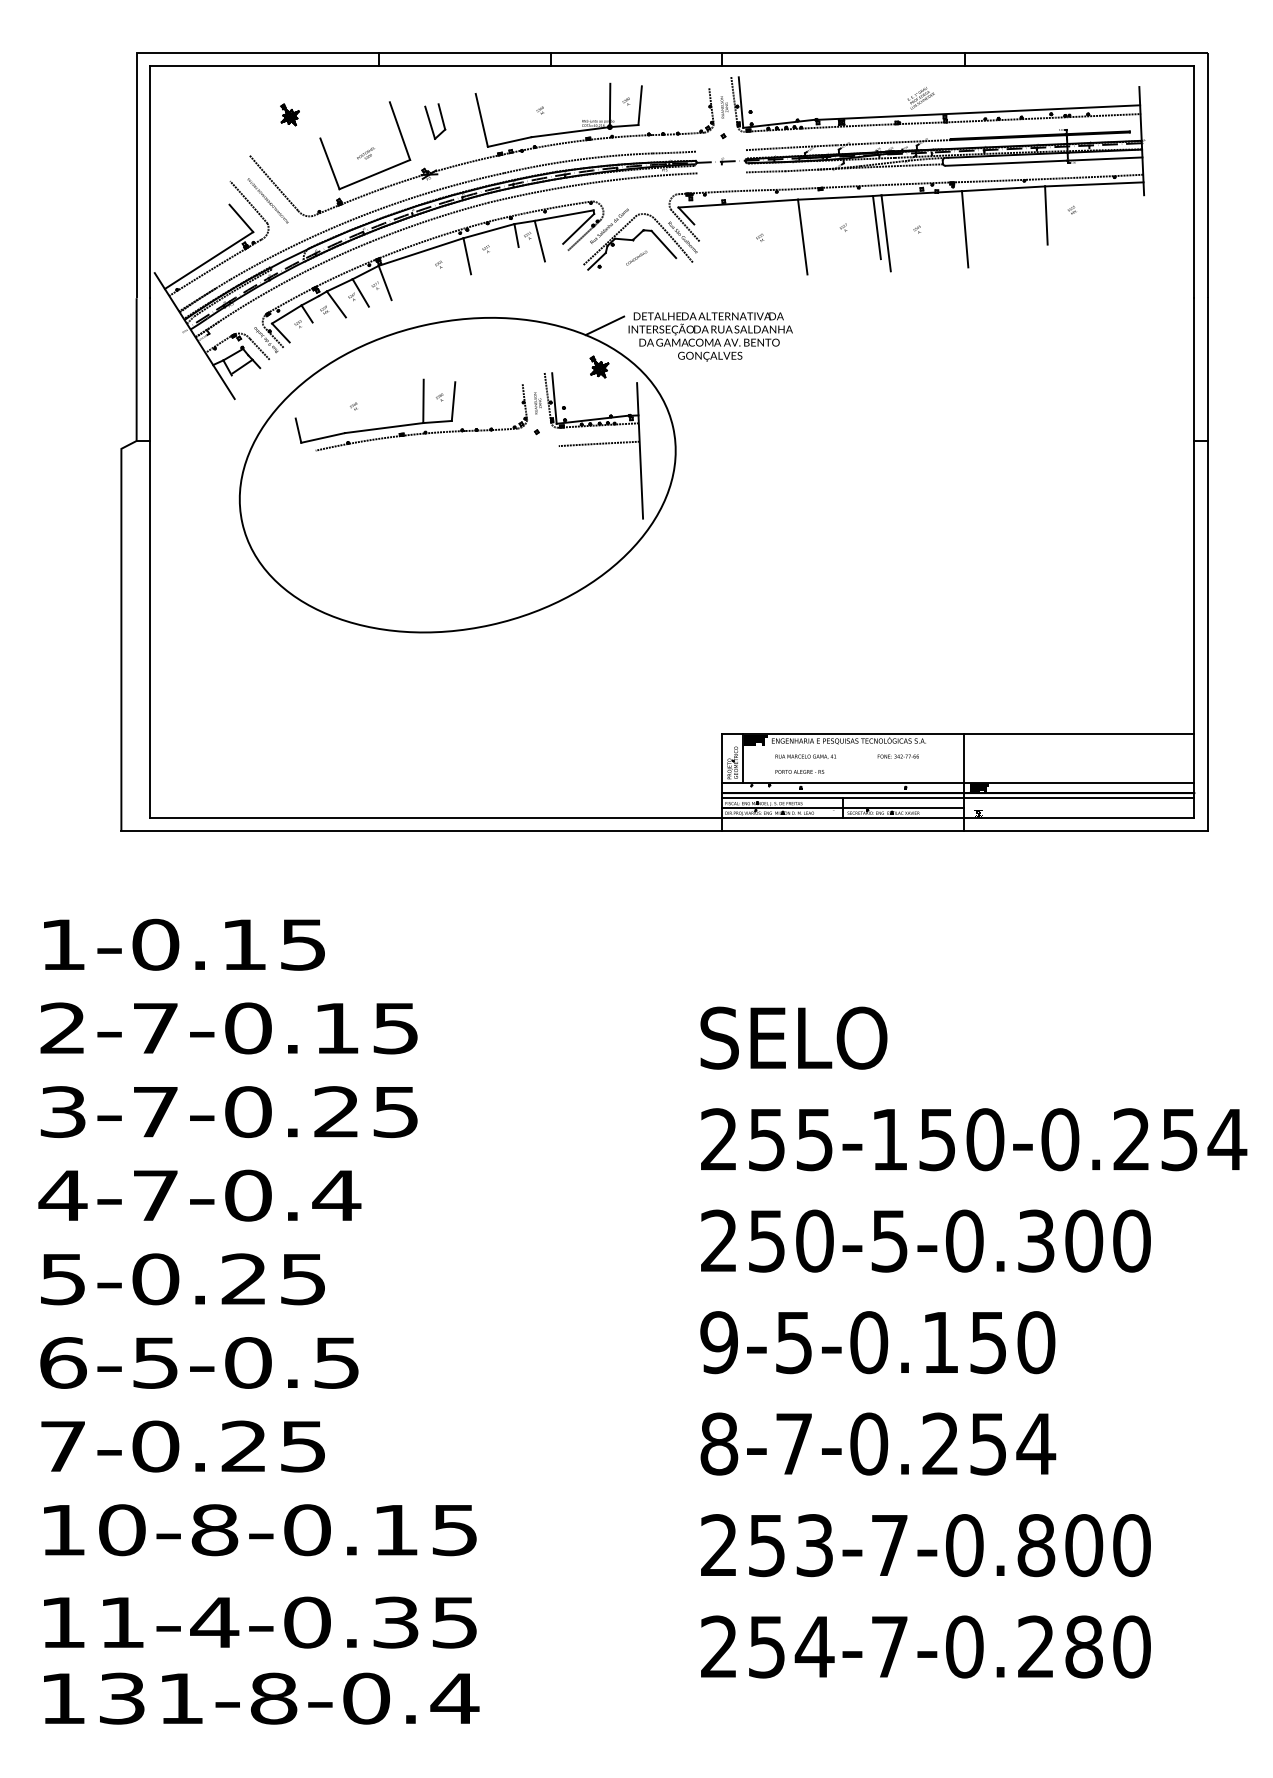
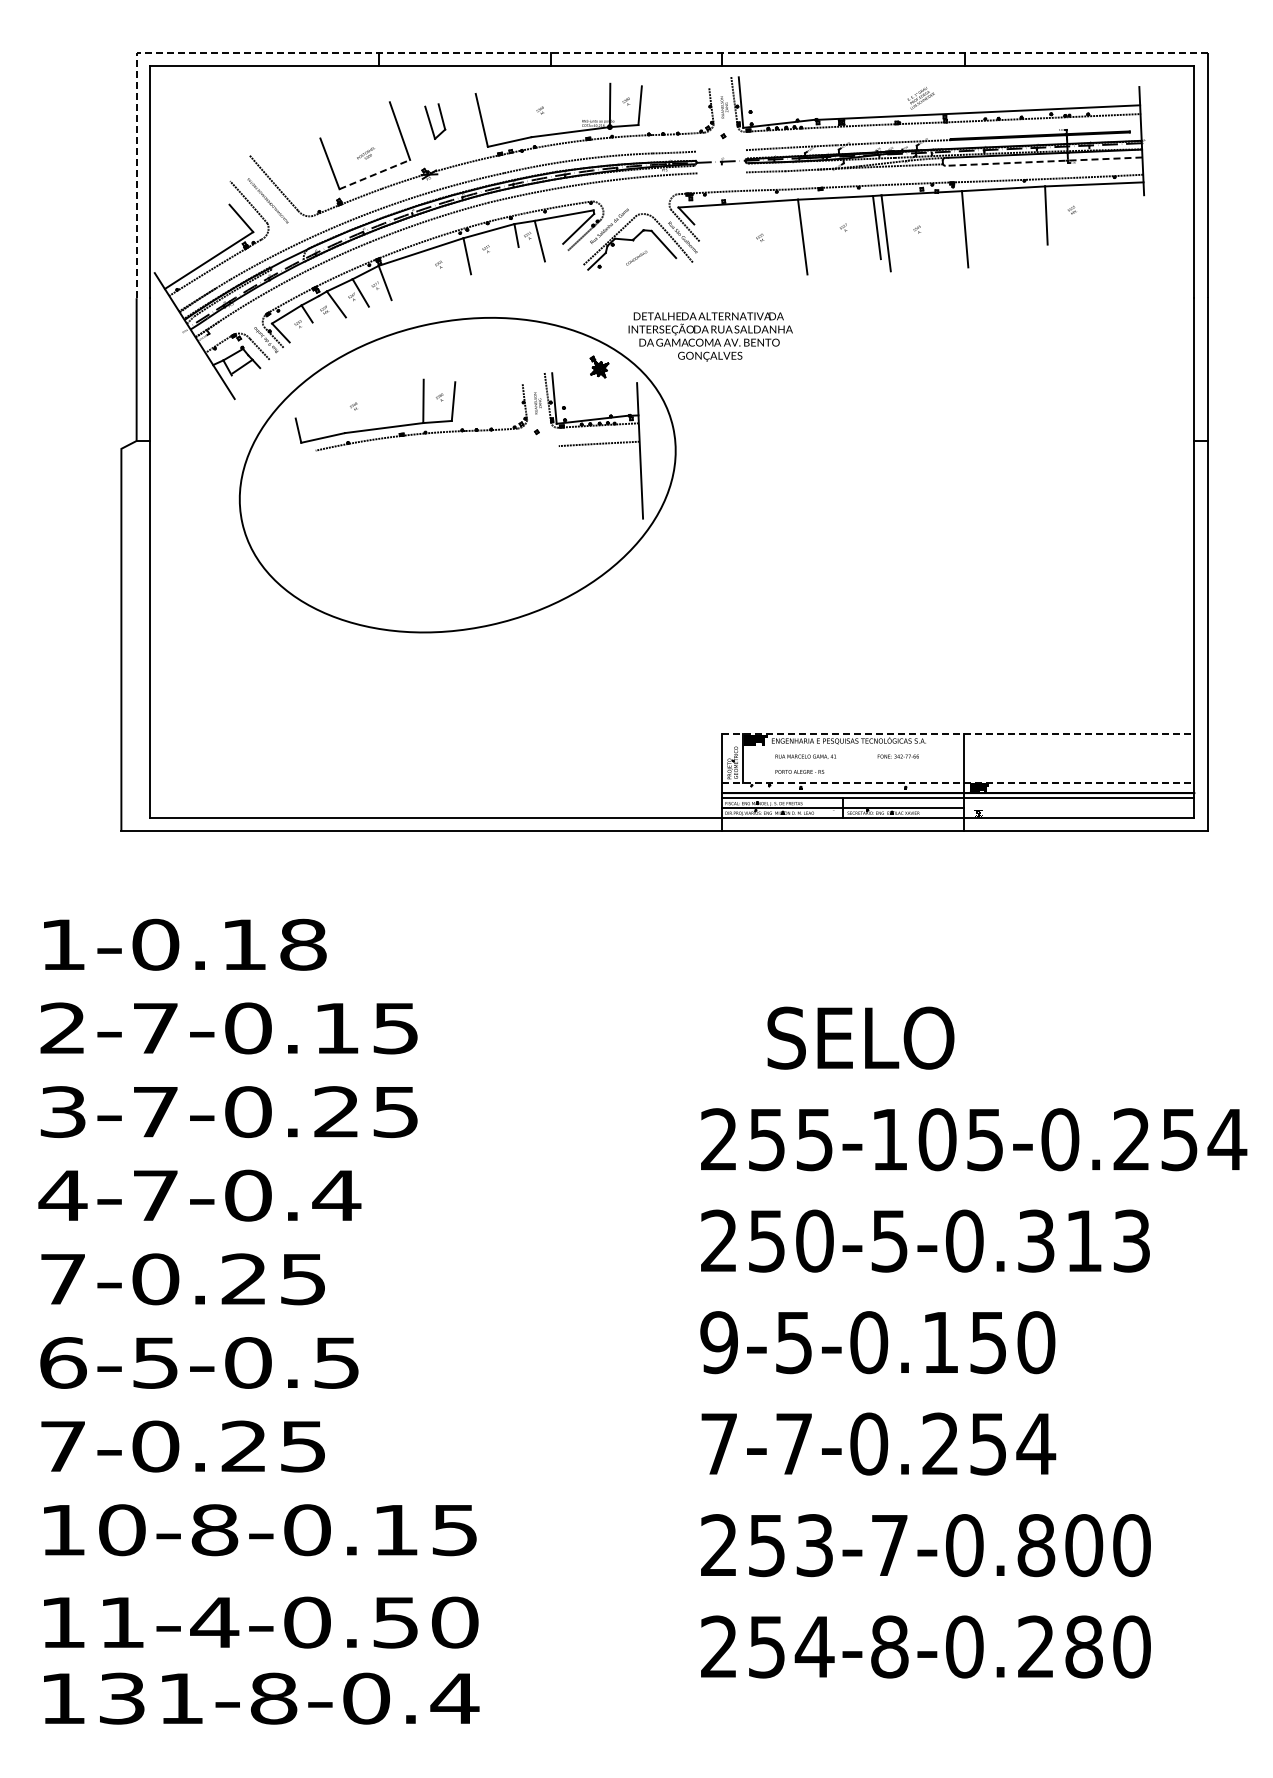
line: solid -> dashed (548, 53)
part: present -> none (289, 114)
line: solid -> dashed (1043, 161)
line: solid -> dashed (375, 174)
line: present -> none (604, 325)
line: solid -> dashed (958, 733)
line: solid -> dashed (958, 782)
text: 1-0.15 -> 1-0.18 (303, 944)
text position: (793, 1037) -> (860, 1037) (860, 1037)
text: 255-150-0.254 -> 255-105-0.254 (961, 1139)
text: 250-5-0.300 -> 250-5-0.313 (1107, 1240)
text: 5-0.25 -> 7-0.25 (62, 1279)
text: 8-7-0.254 -> 7-7-0.254 (719, 1443)
text: 11-4-0.35 -> 11-4-0.50 (425, 1622)
text: 254-7-0.280 -> 254-8-0.280 (889, 1646)
